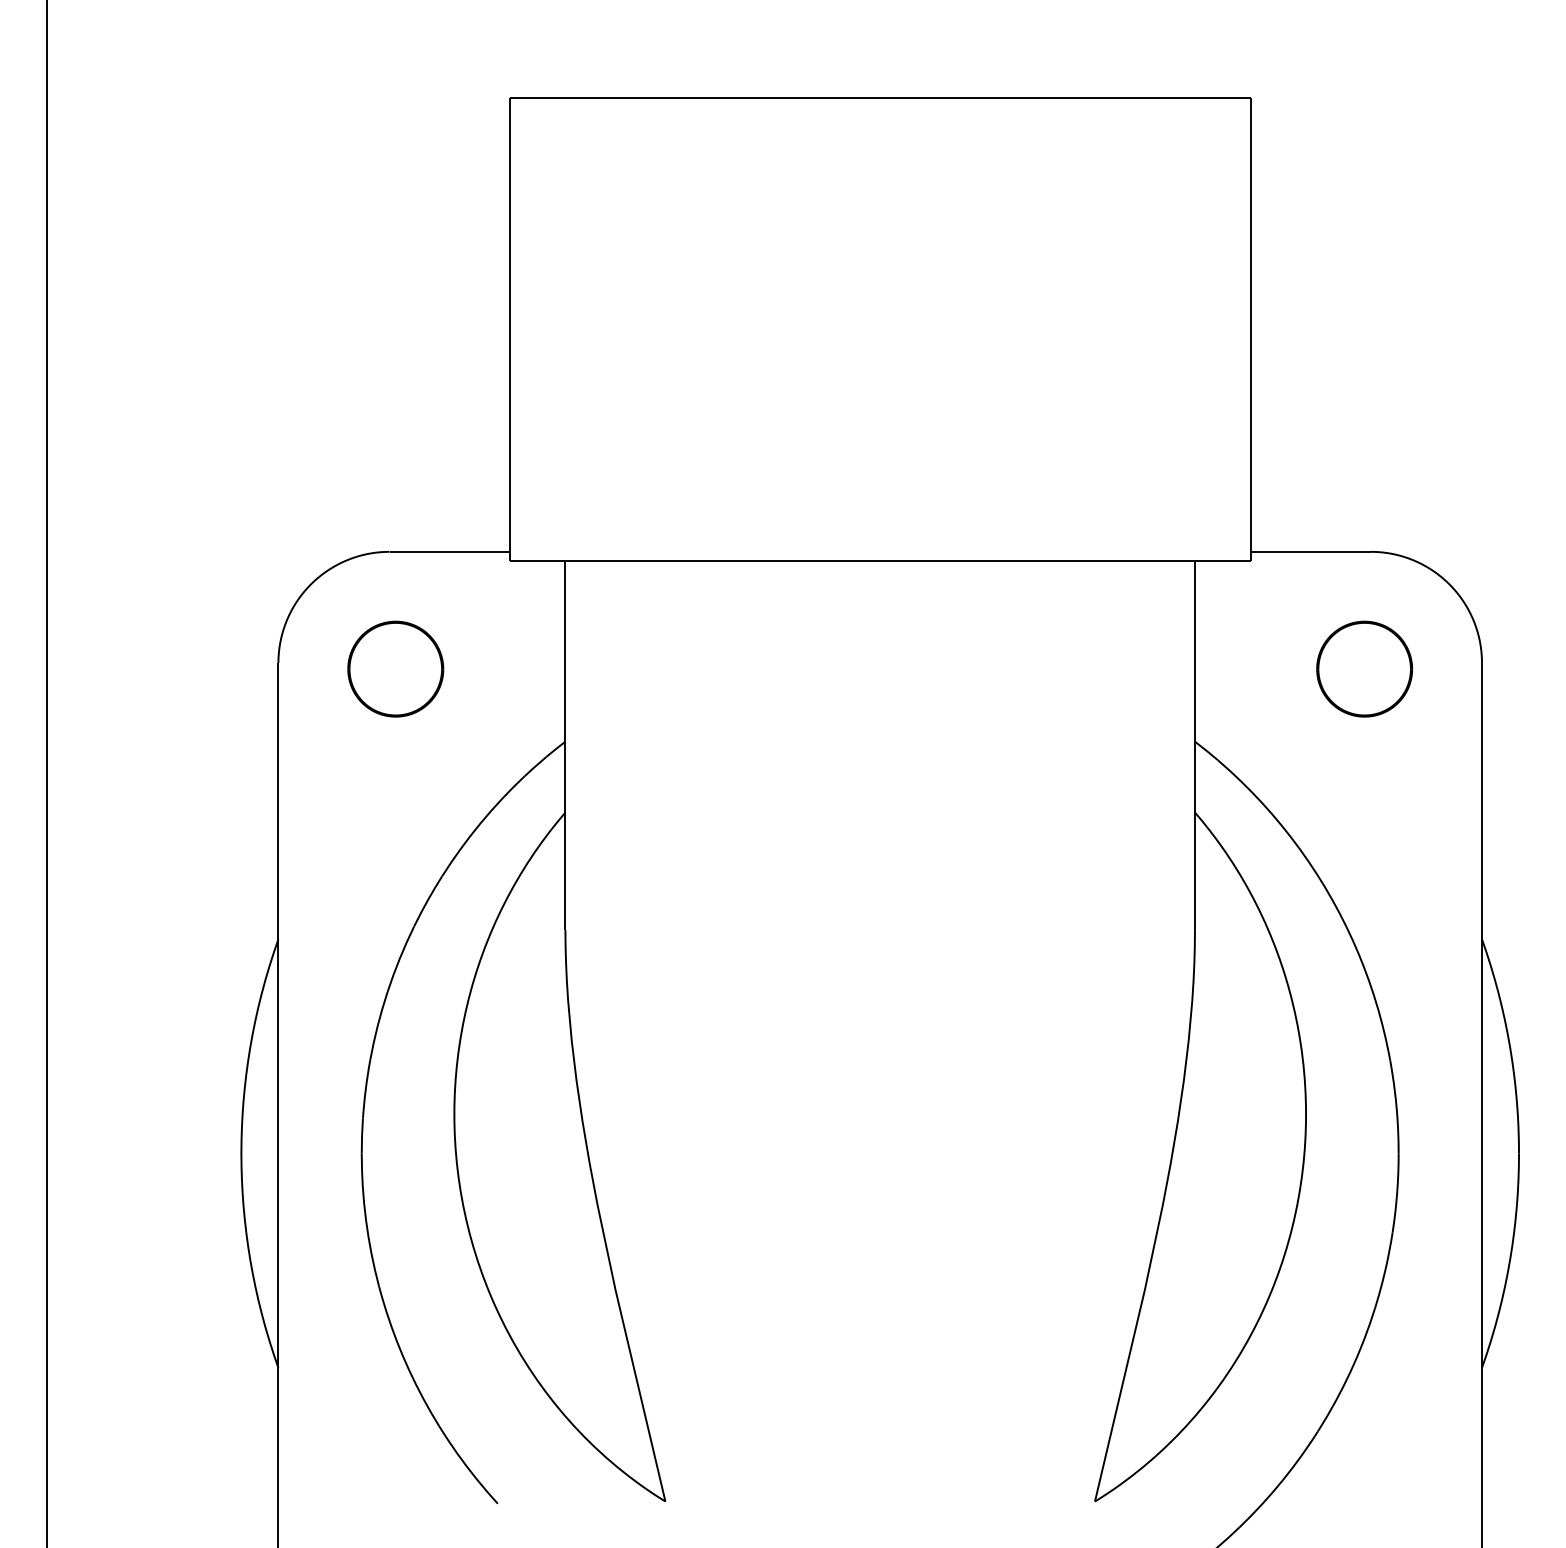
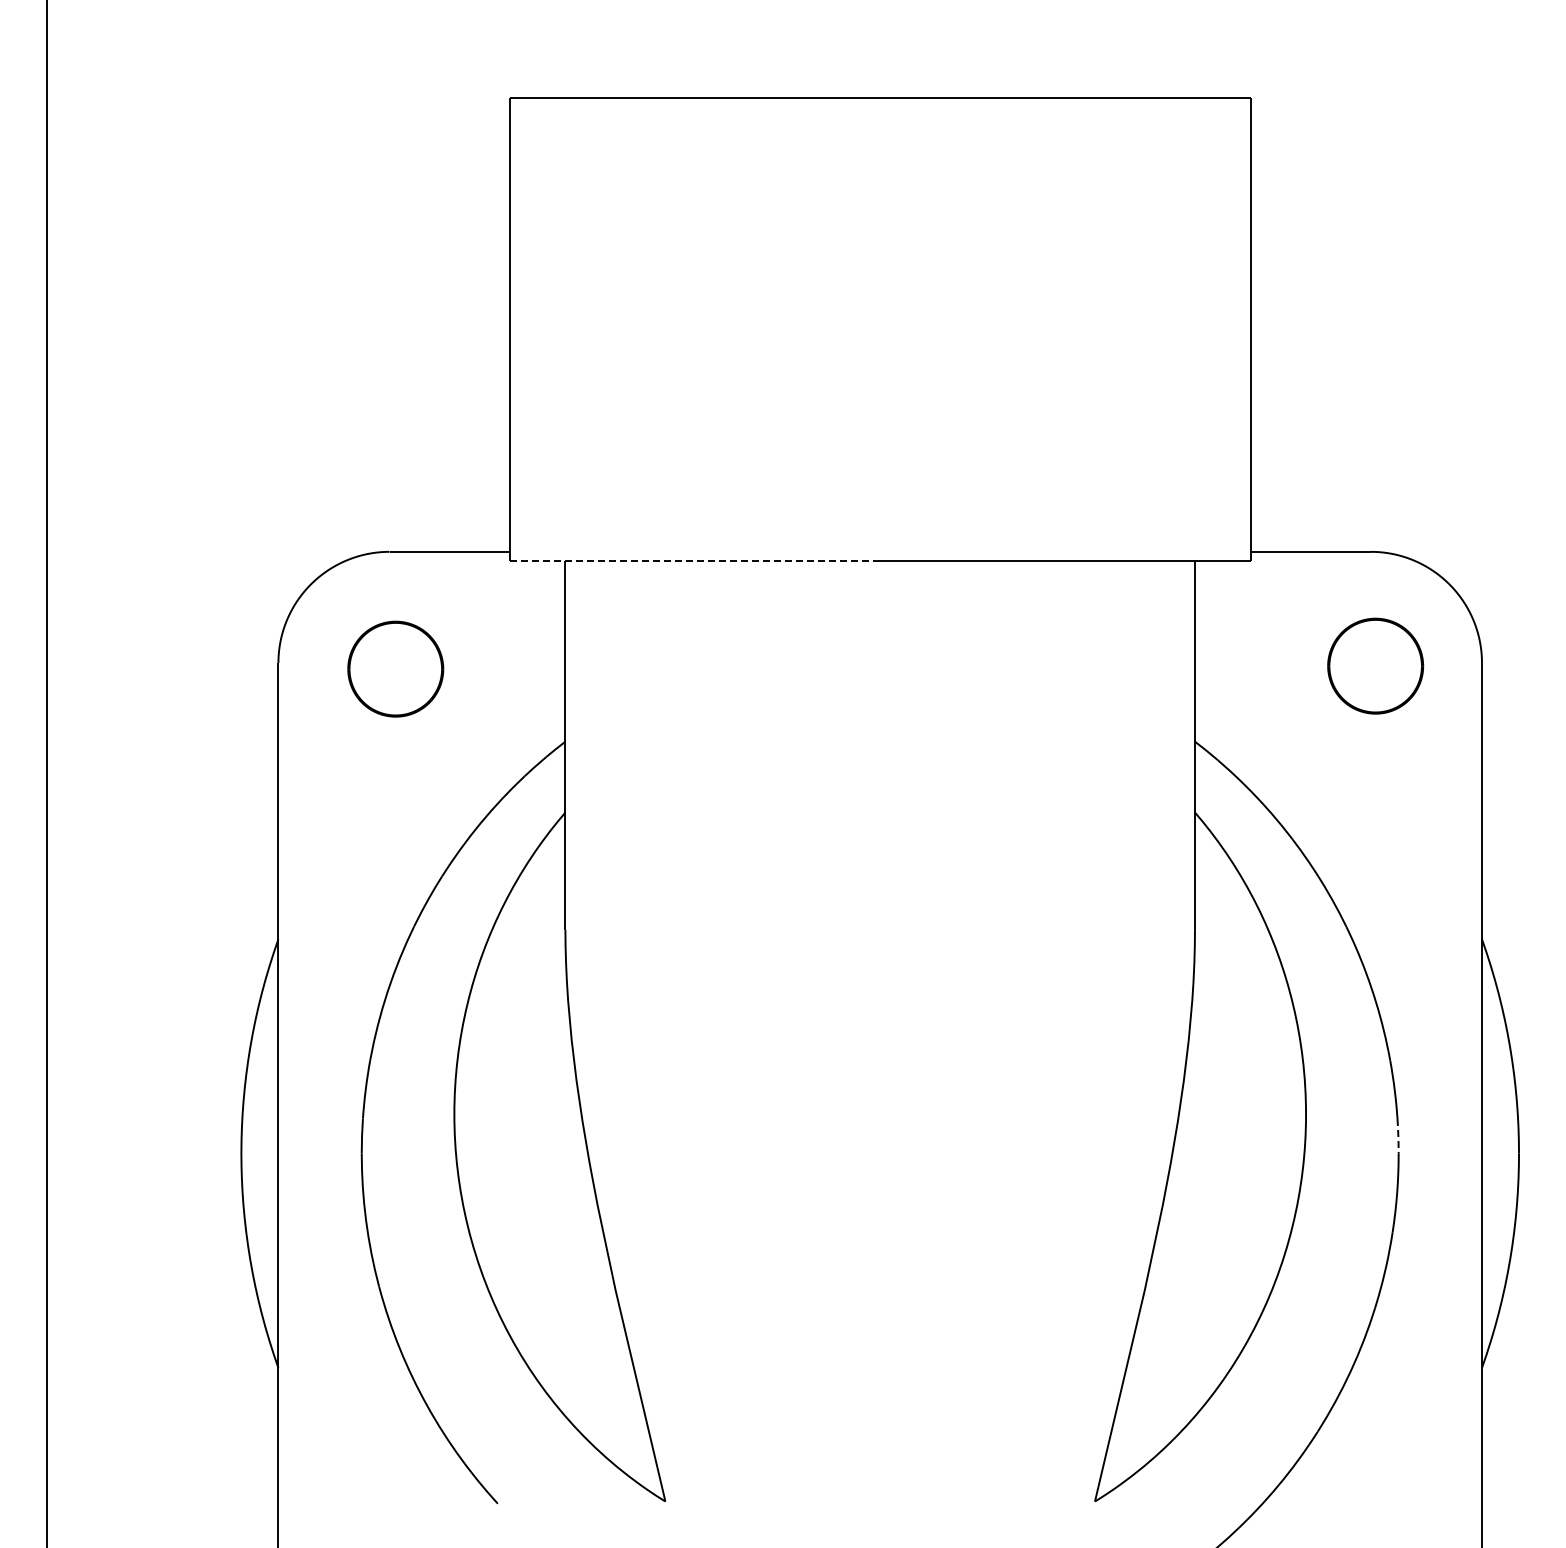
line: solid -> dashed (695, 561)
part position: (1364, 668) -> (1375, 665) (1375, 665)
line: solid -> dashed (1398, 1136)
